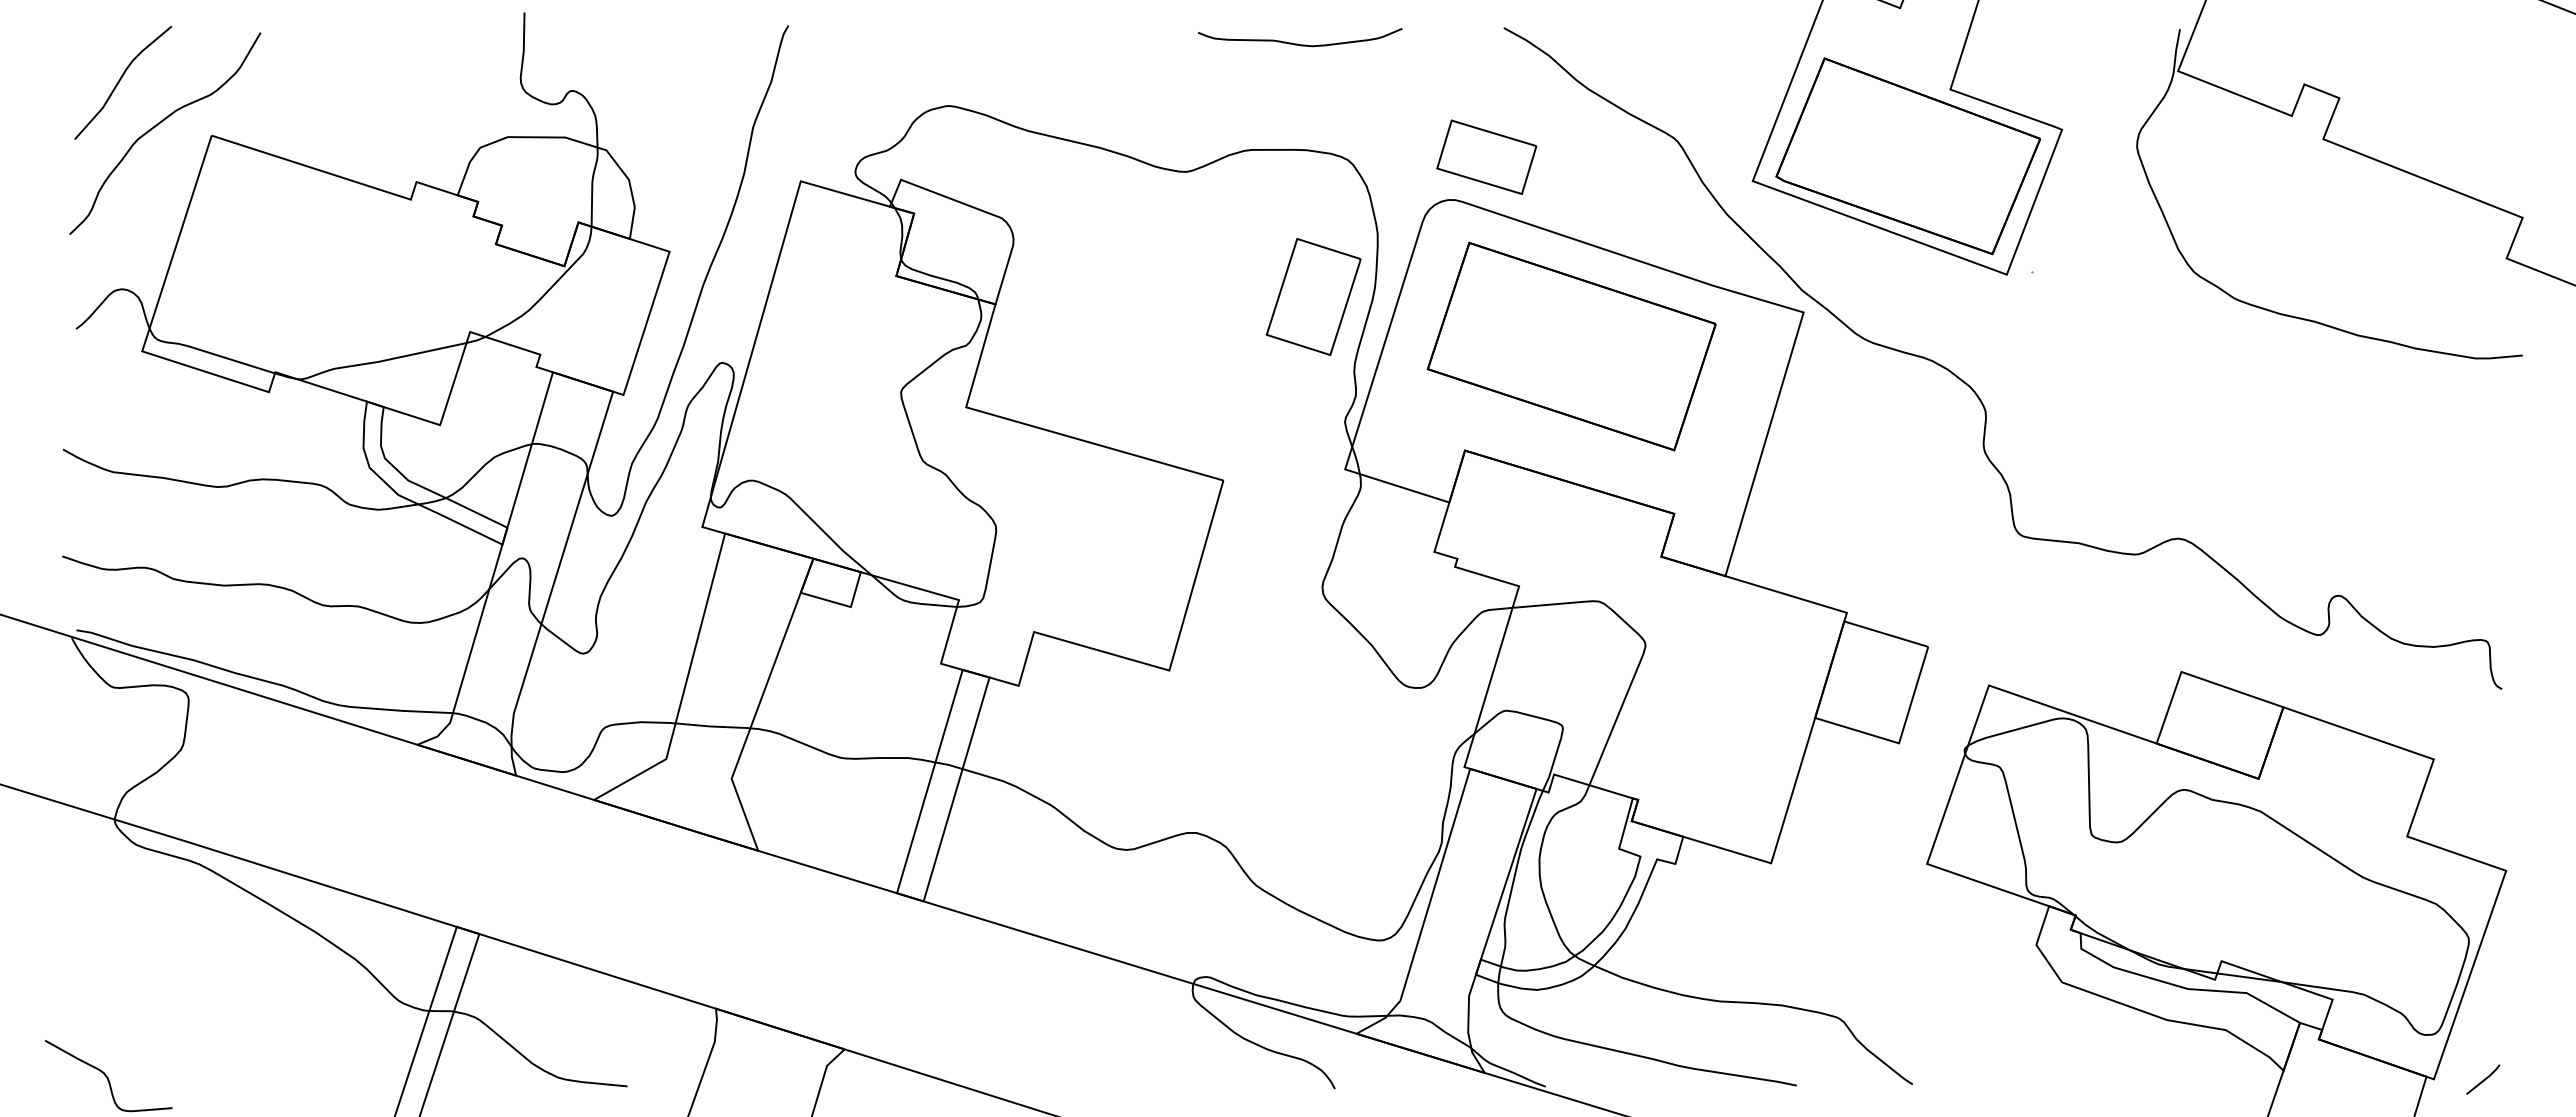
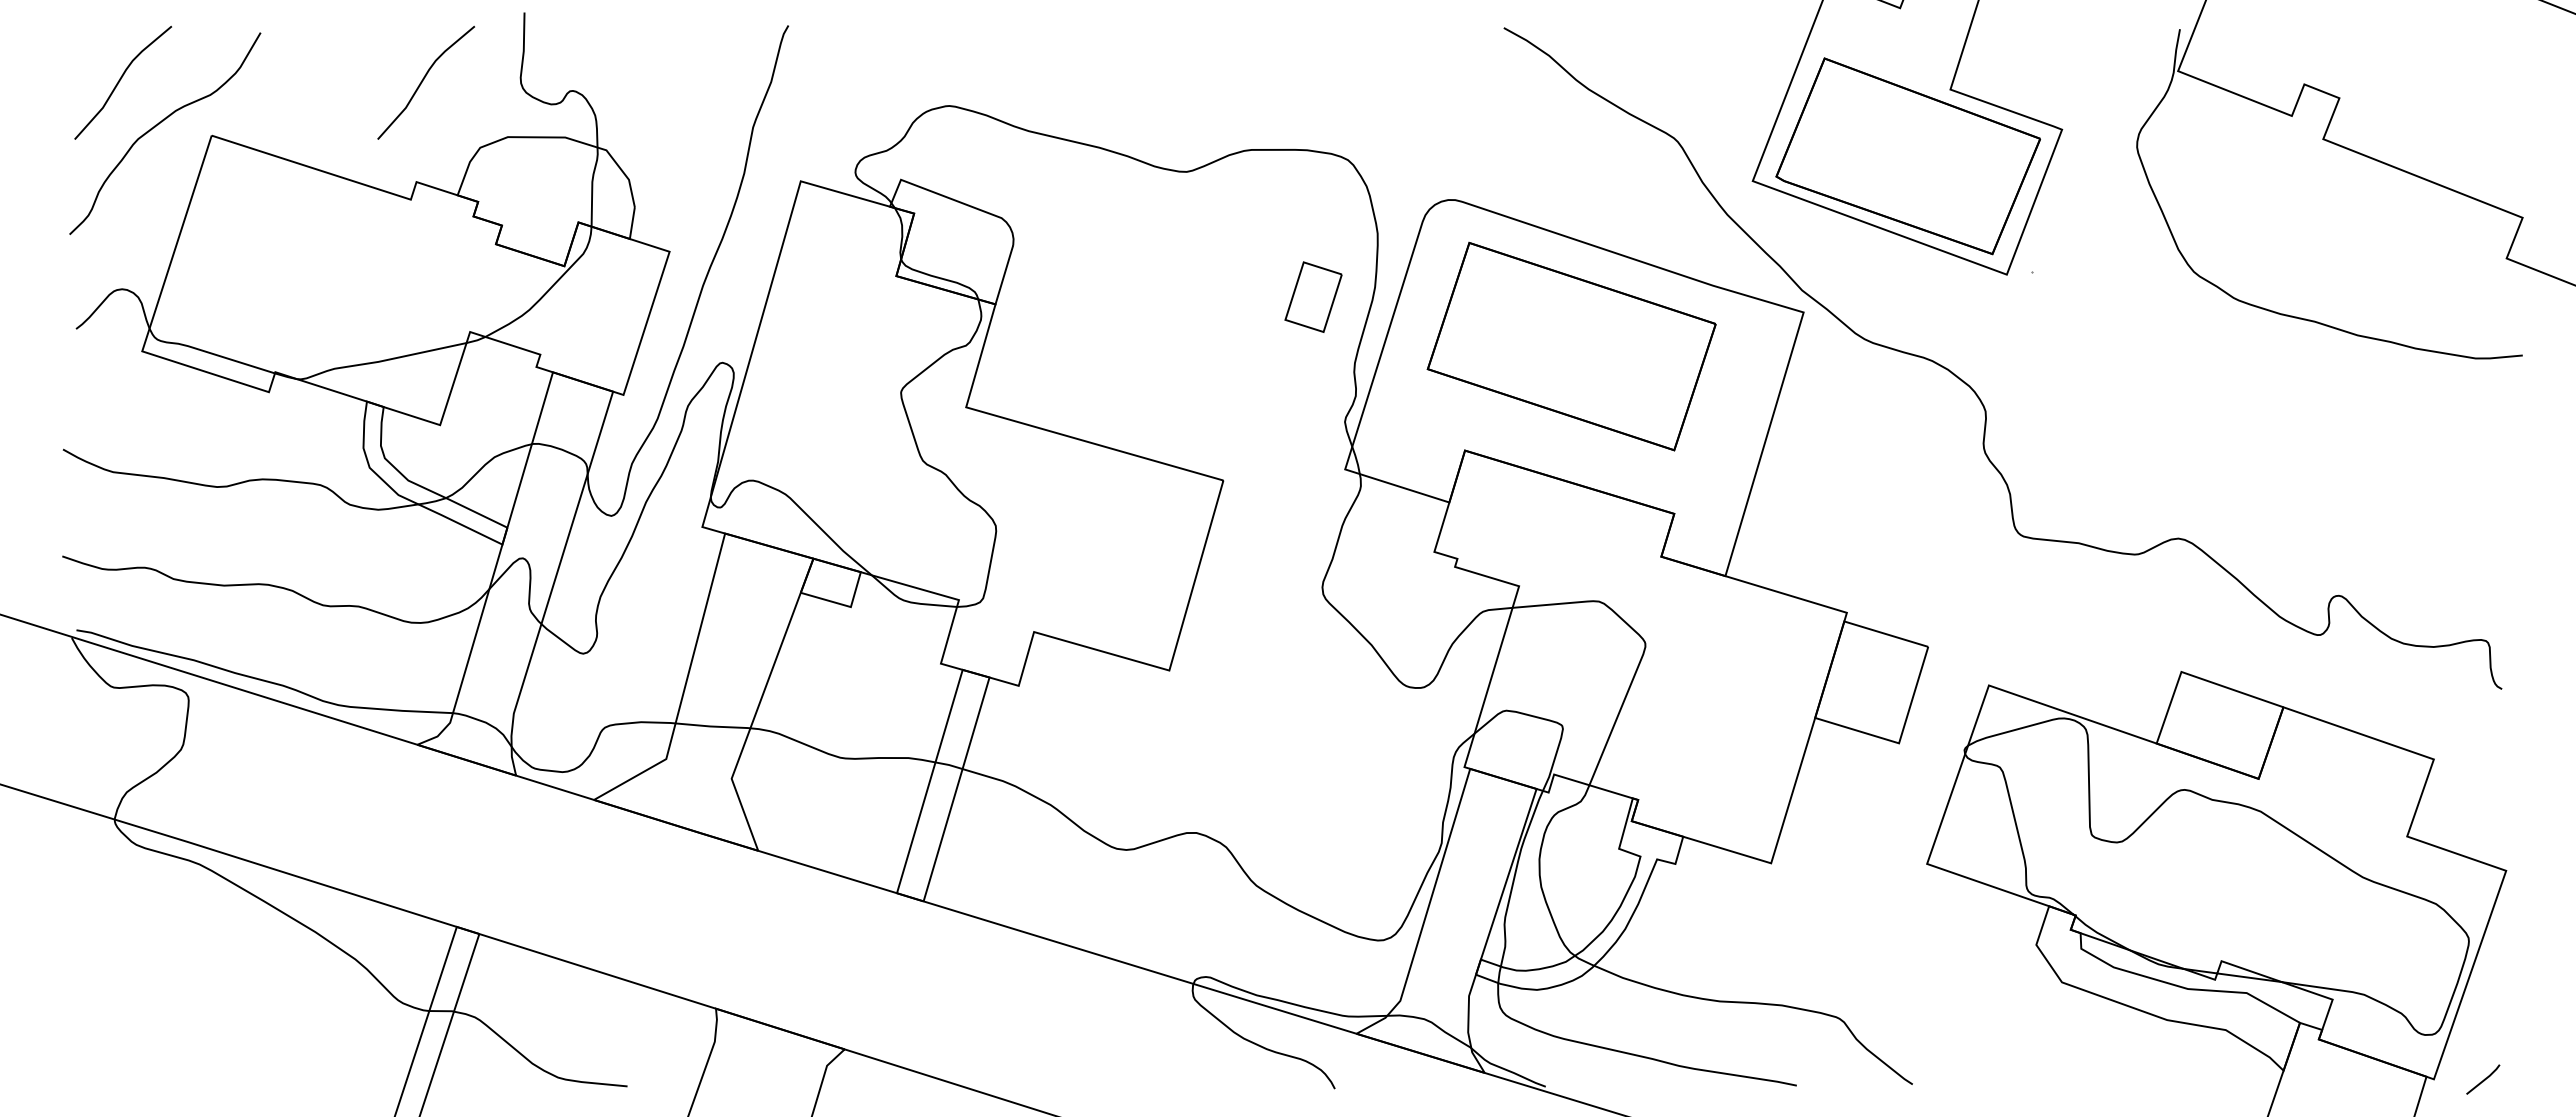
curve: present -> none (1297, 43)
curve: none -> present (423, 81)
part: present -> none (1486, 156)
part size: 97x119 px -> 59x72 px (1313, 296)
curve: present -> none (107, 1076)
